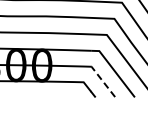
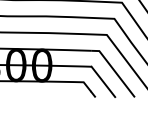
line: dashed -> solid (103, 81)
